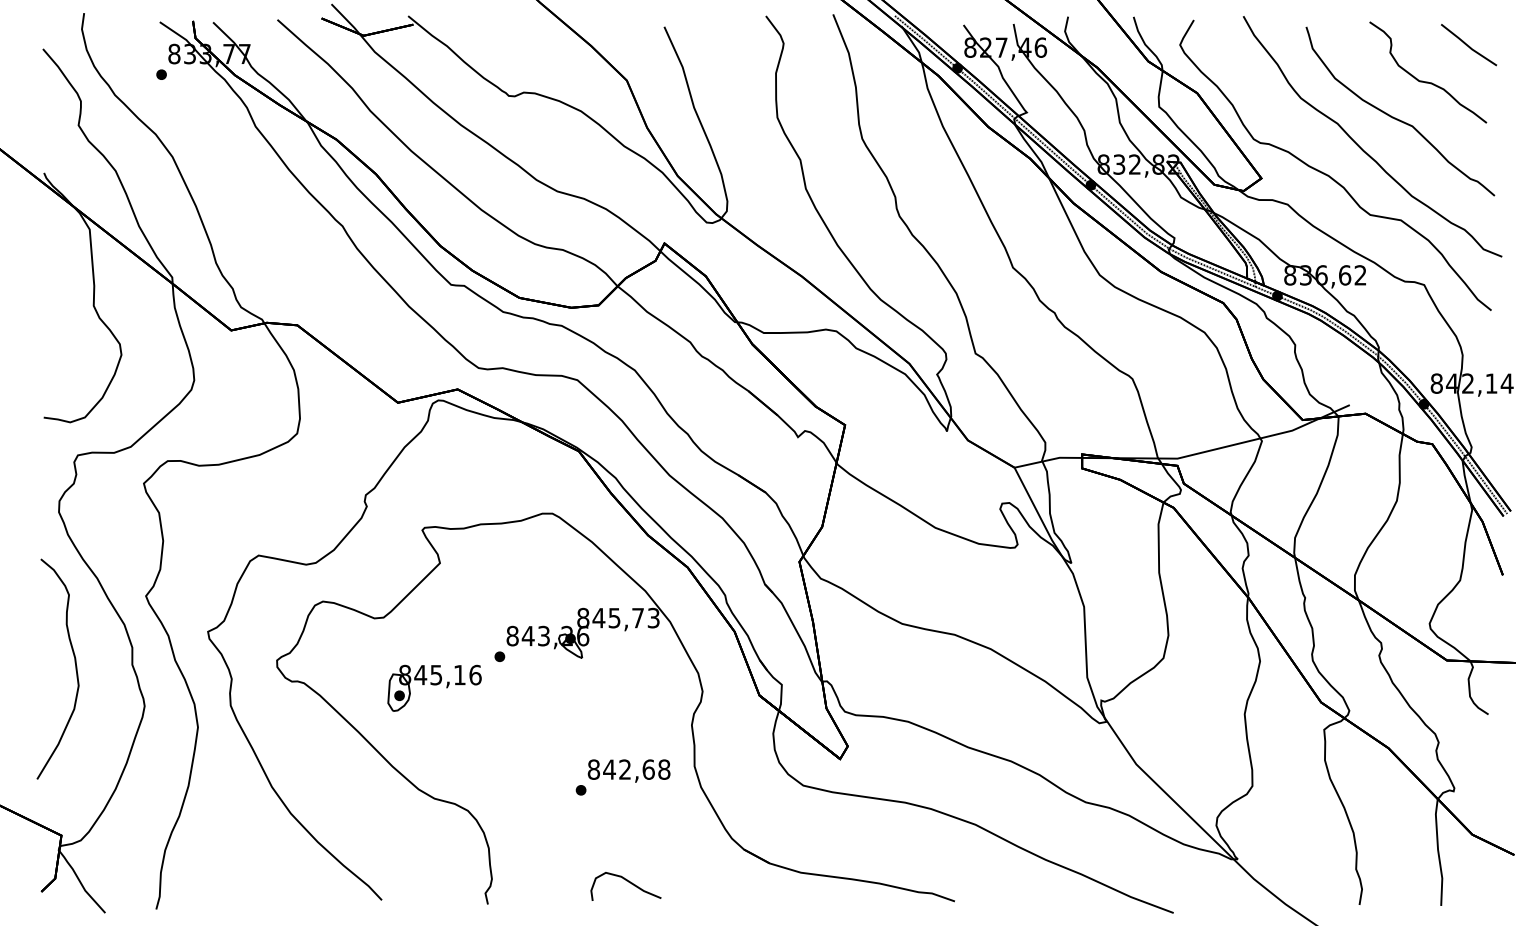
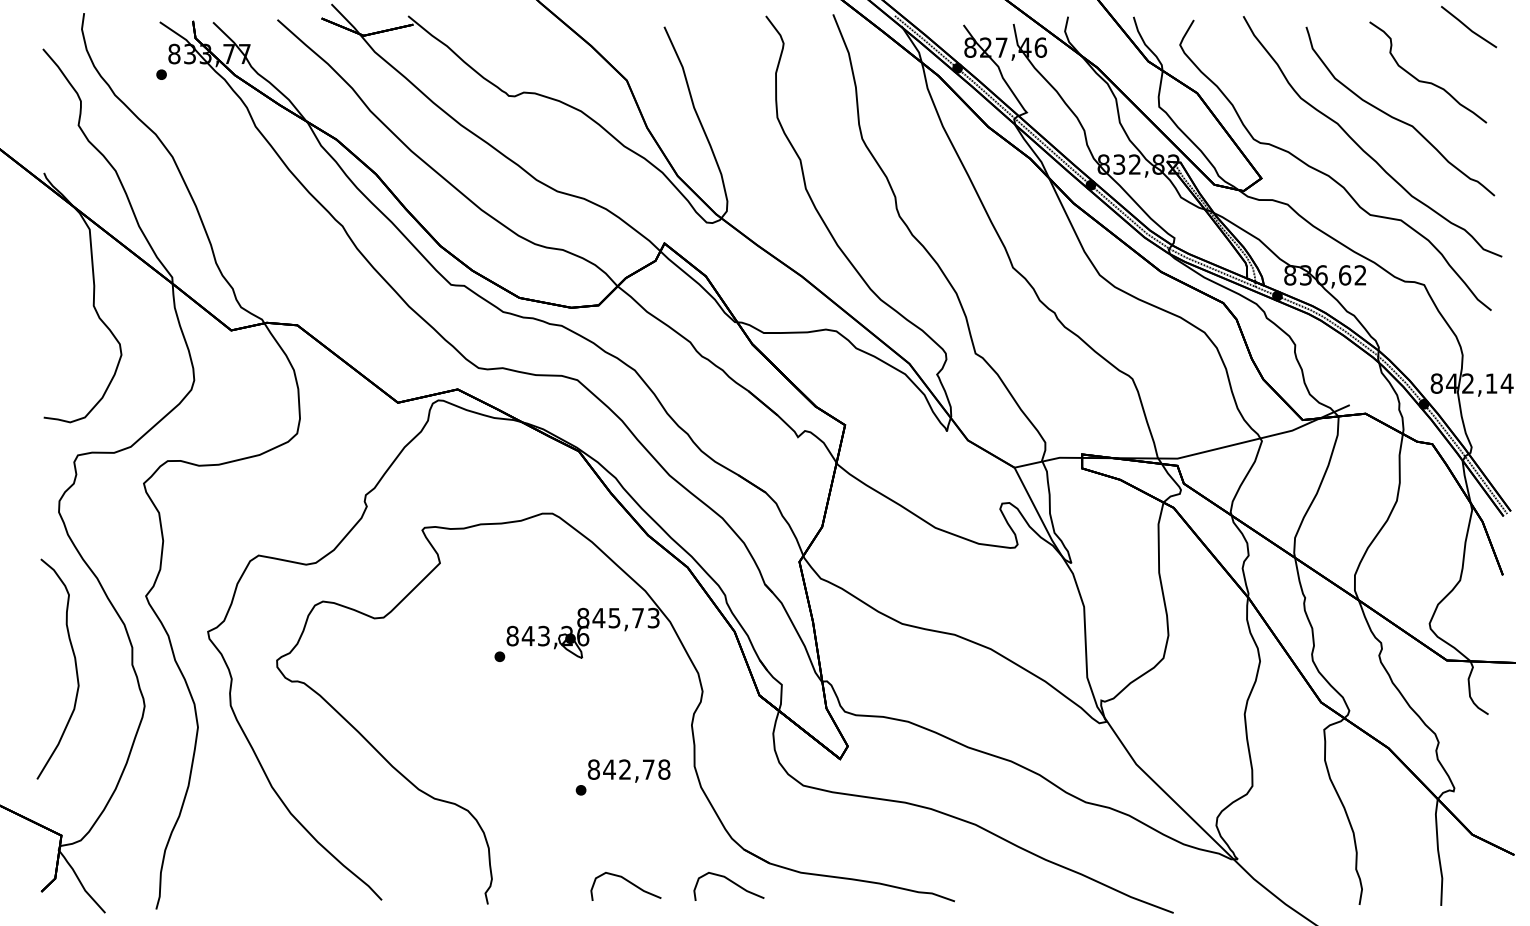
part position: (1469, 45) -> (1469, 27) (1469, 27)
part: present -> none (434, 687)
text: 842,68 -> 842,78 (648, 769)
part: none -> present (728, 886)
